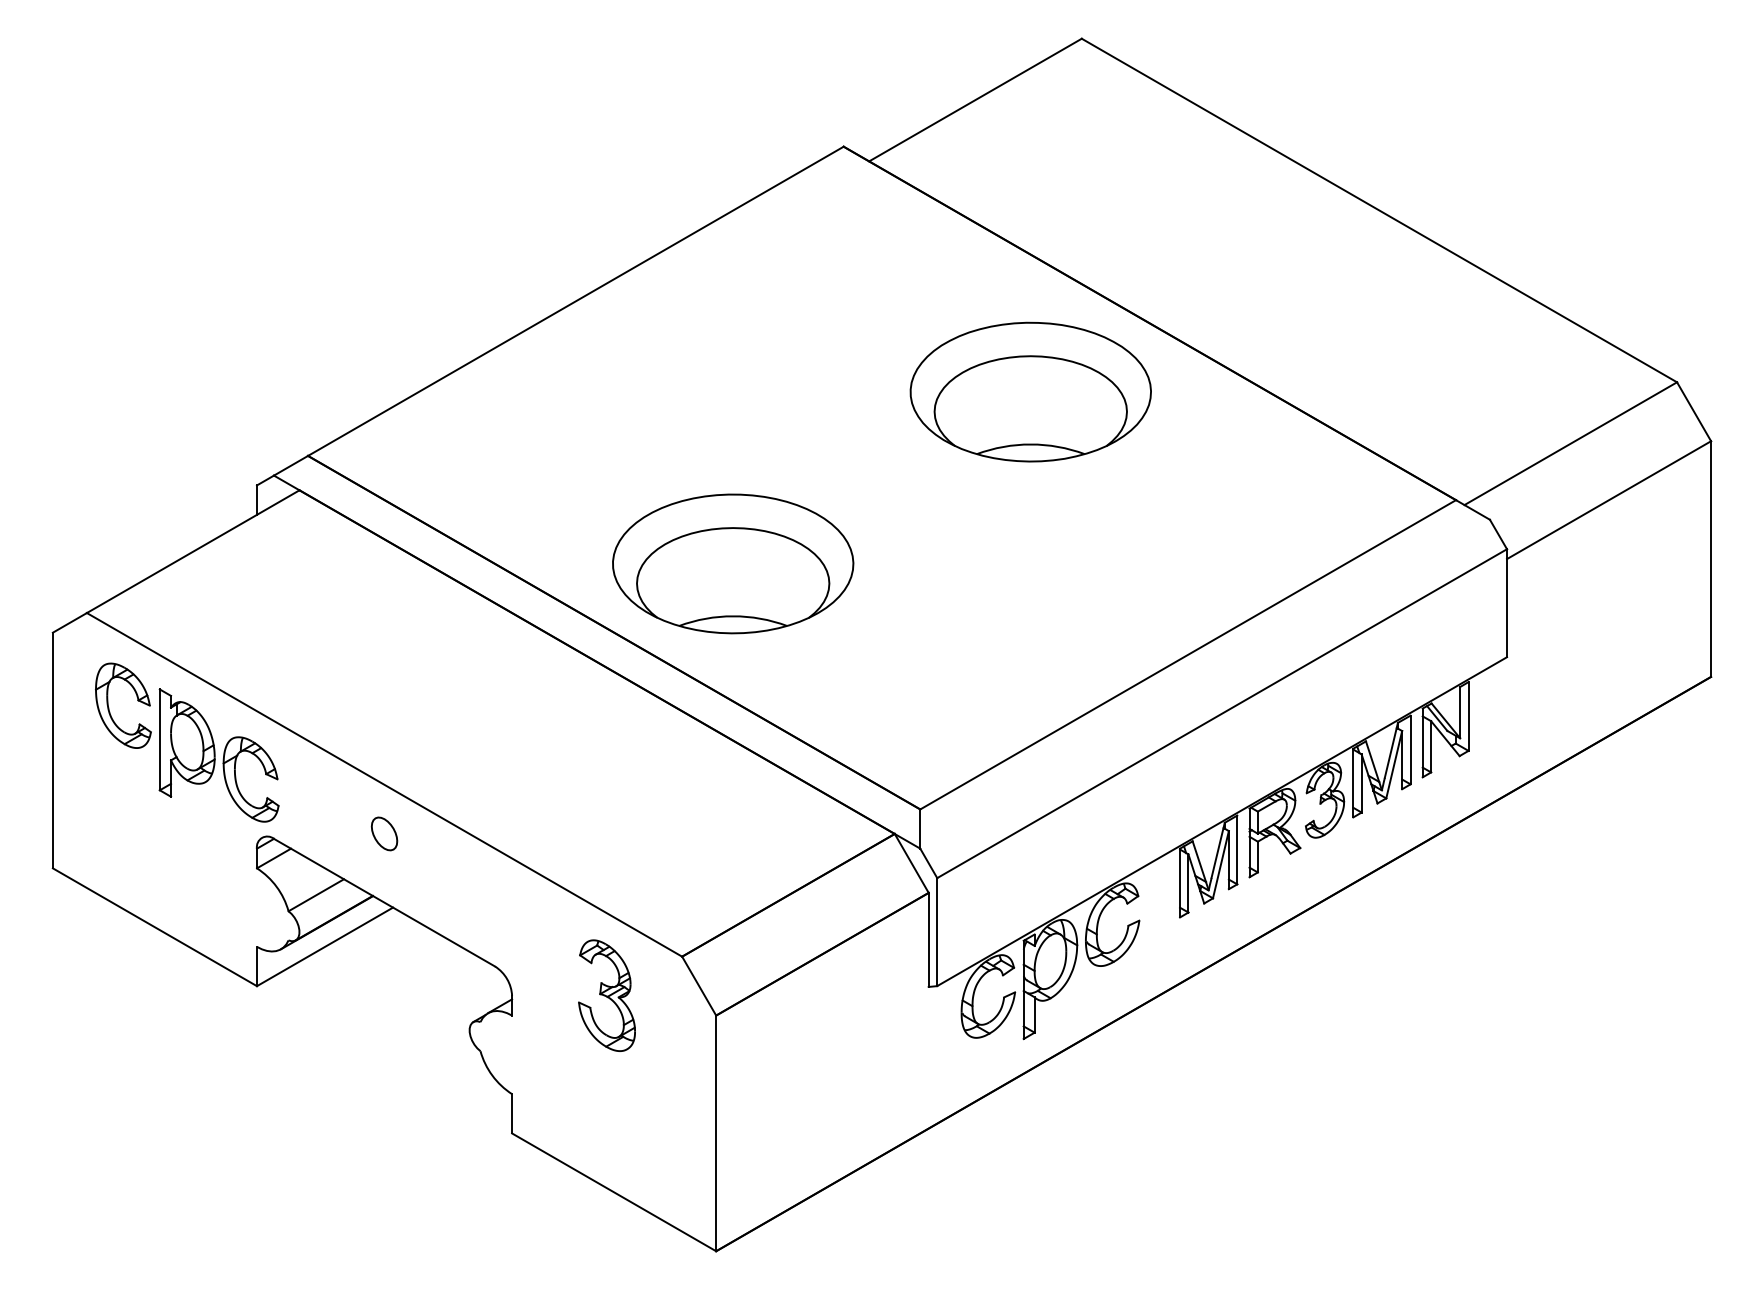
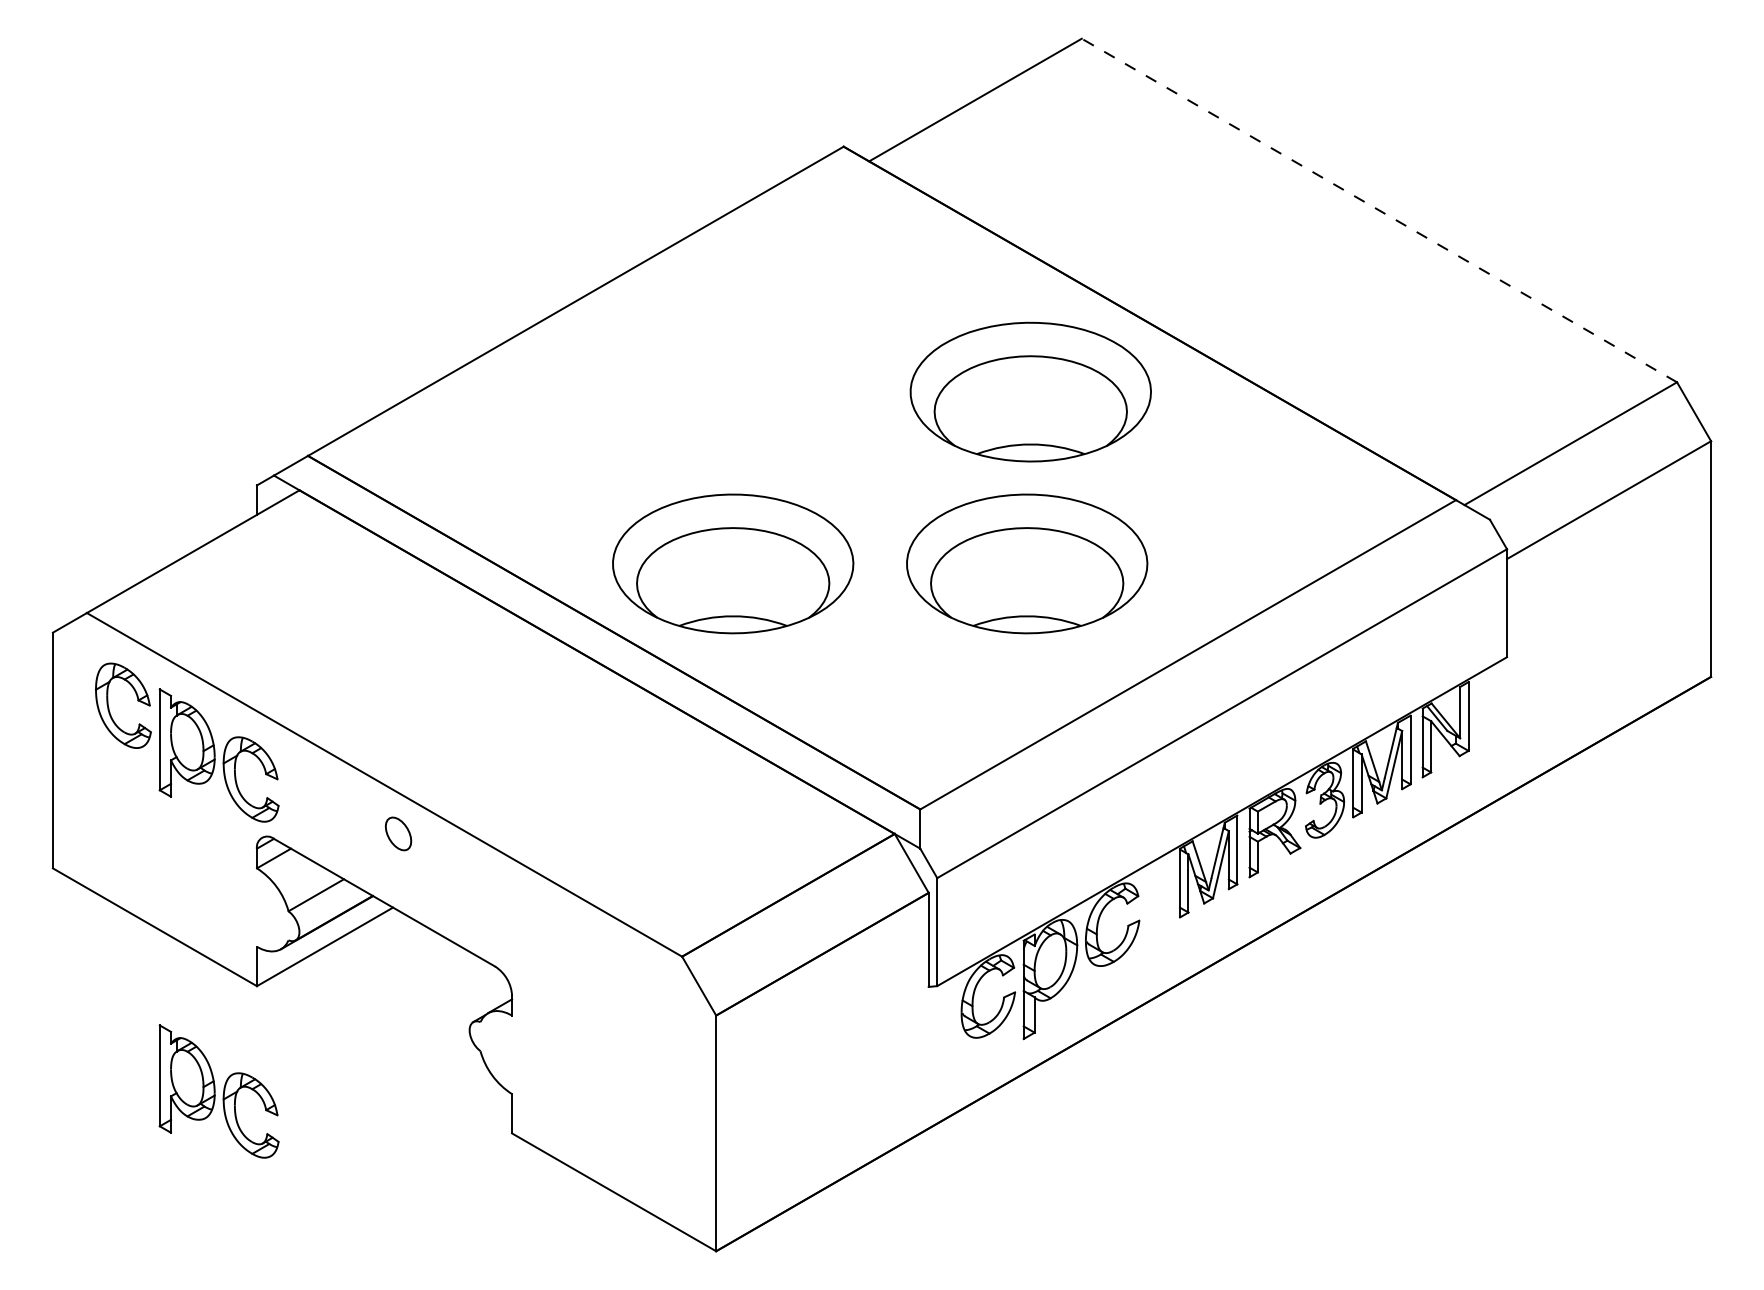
line: solid -> dashed (1379, 210)
part: none -> present (1027, 563)
part position: (384, 833) -> (398, 833) (398, 833)
part: present -> none (606, 995)
part: none -> present (218, 1091)
